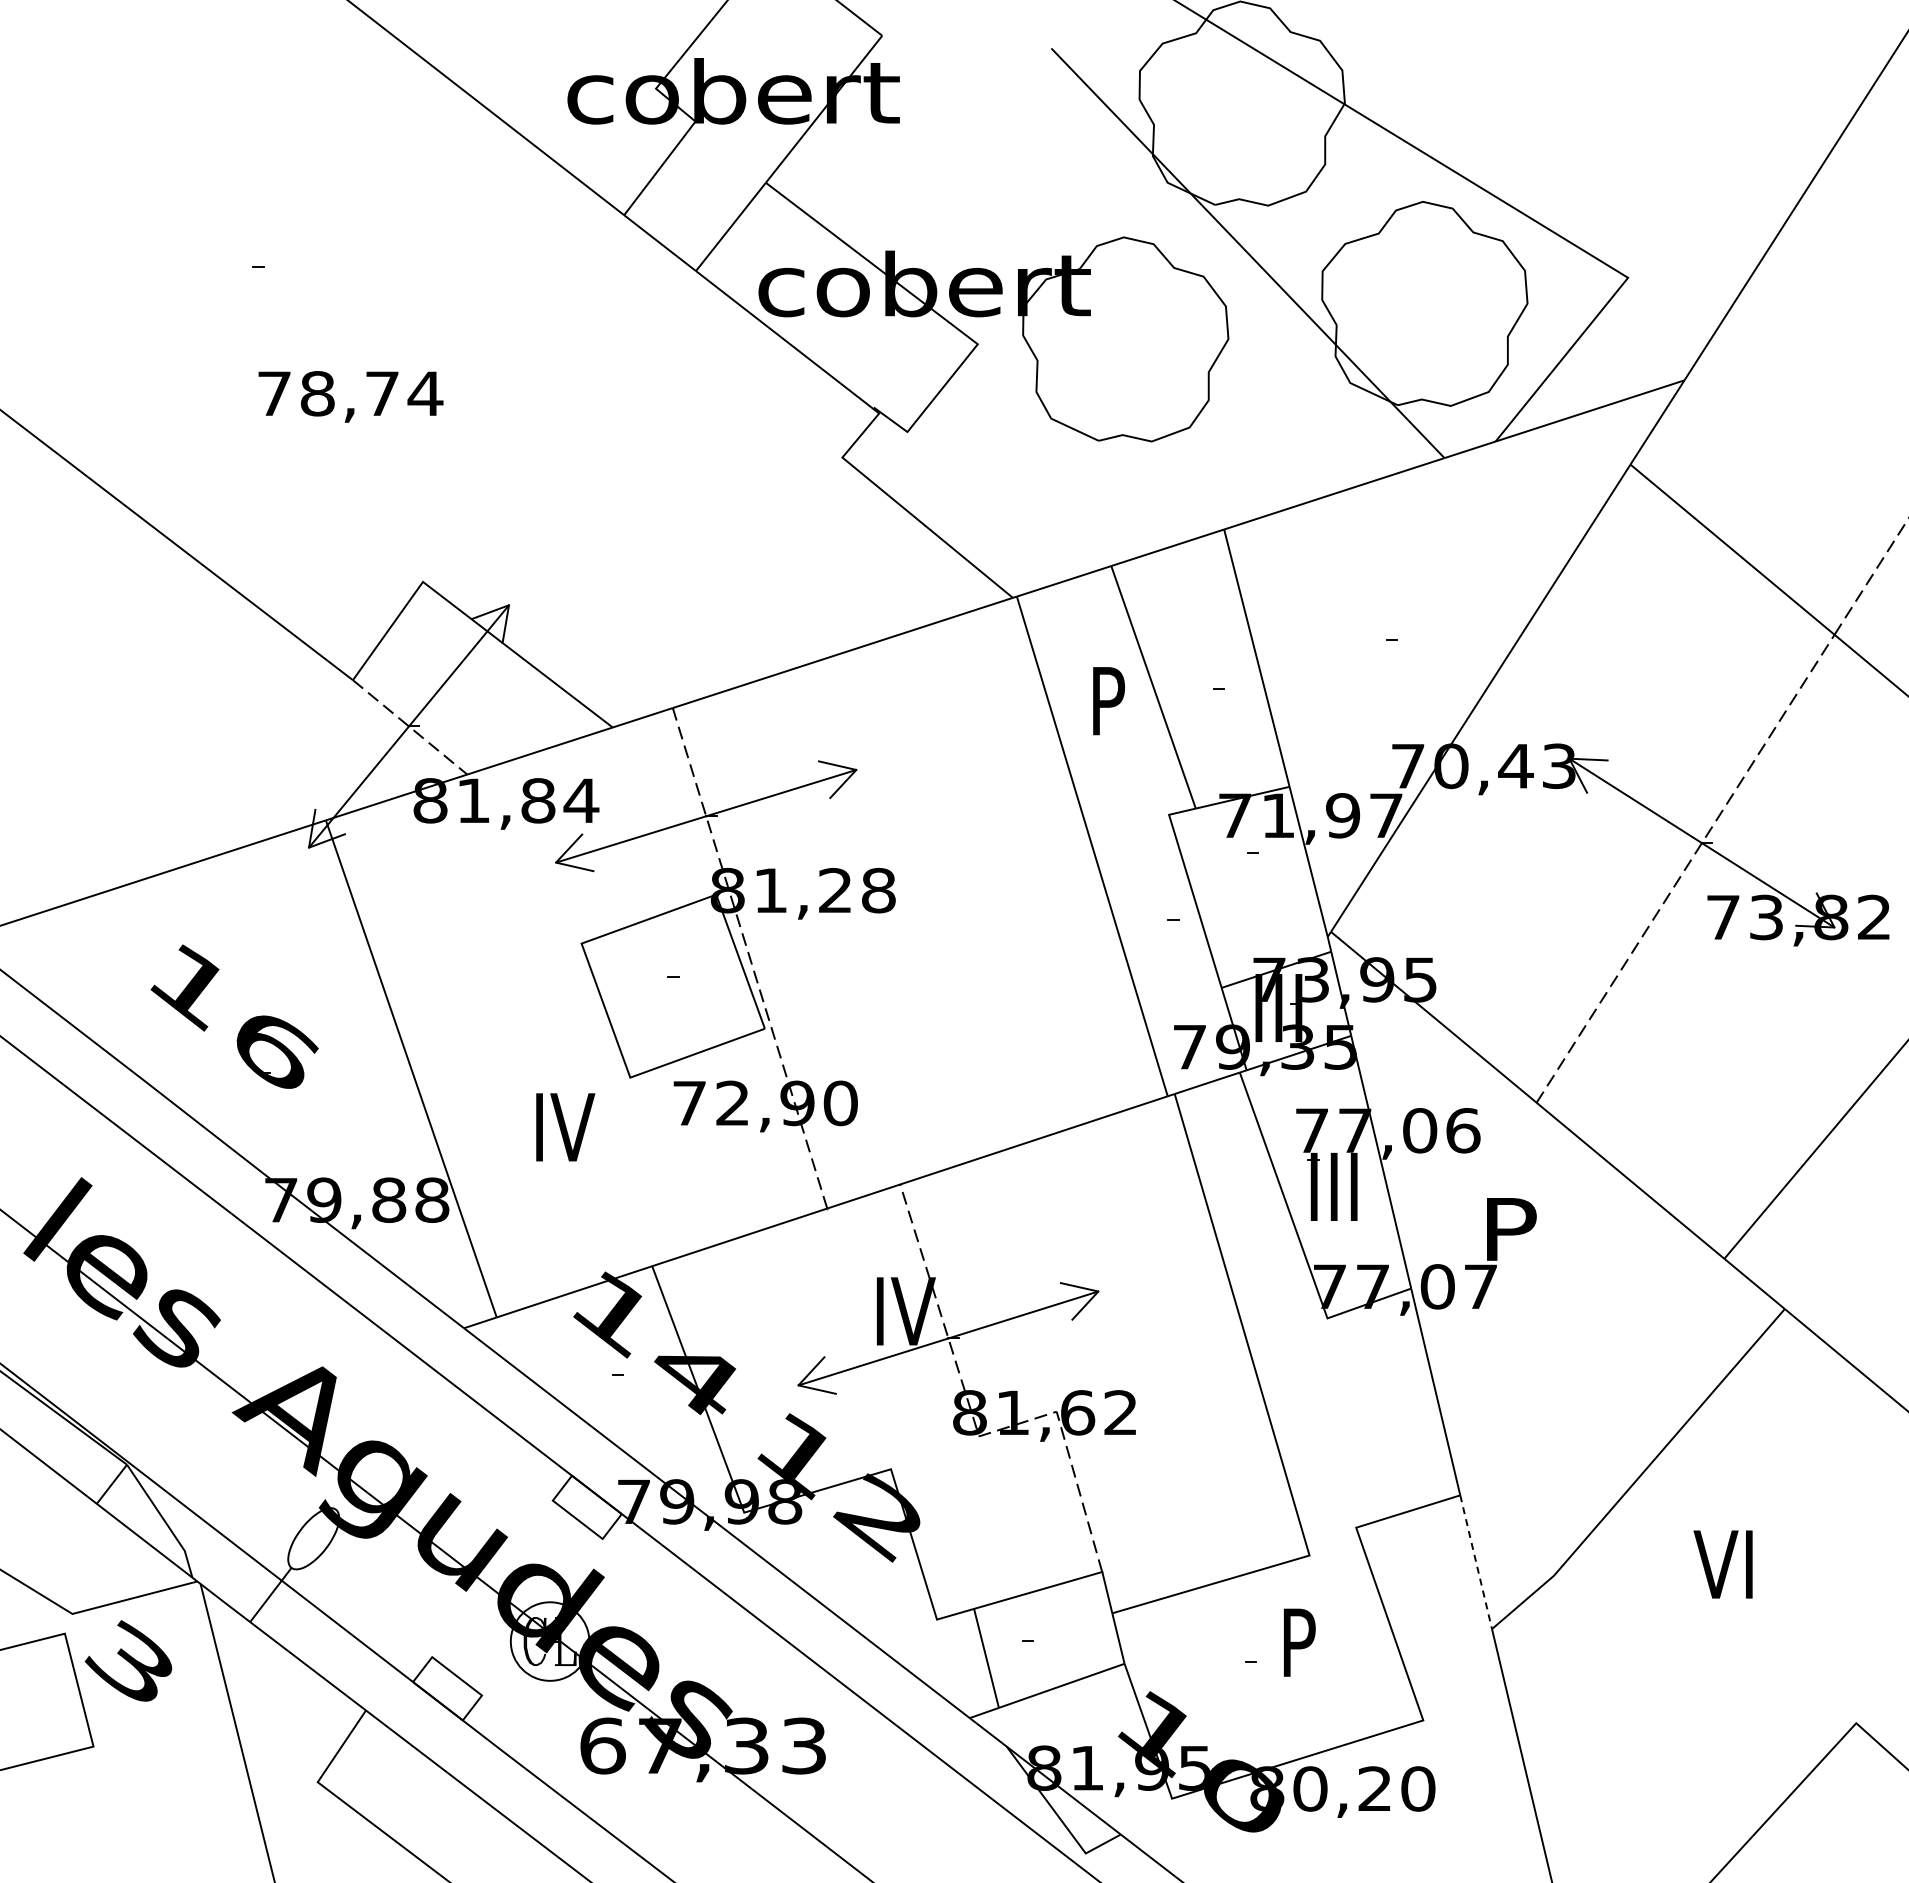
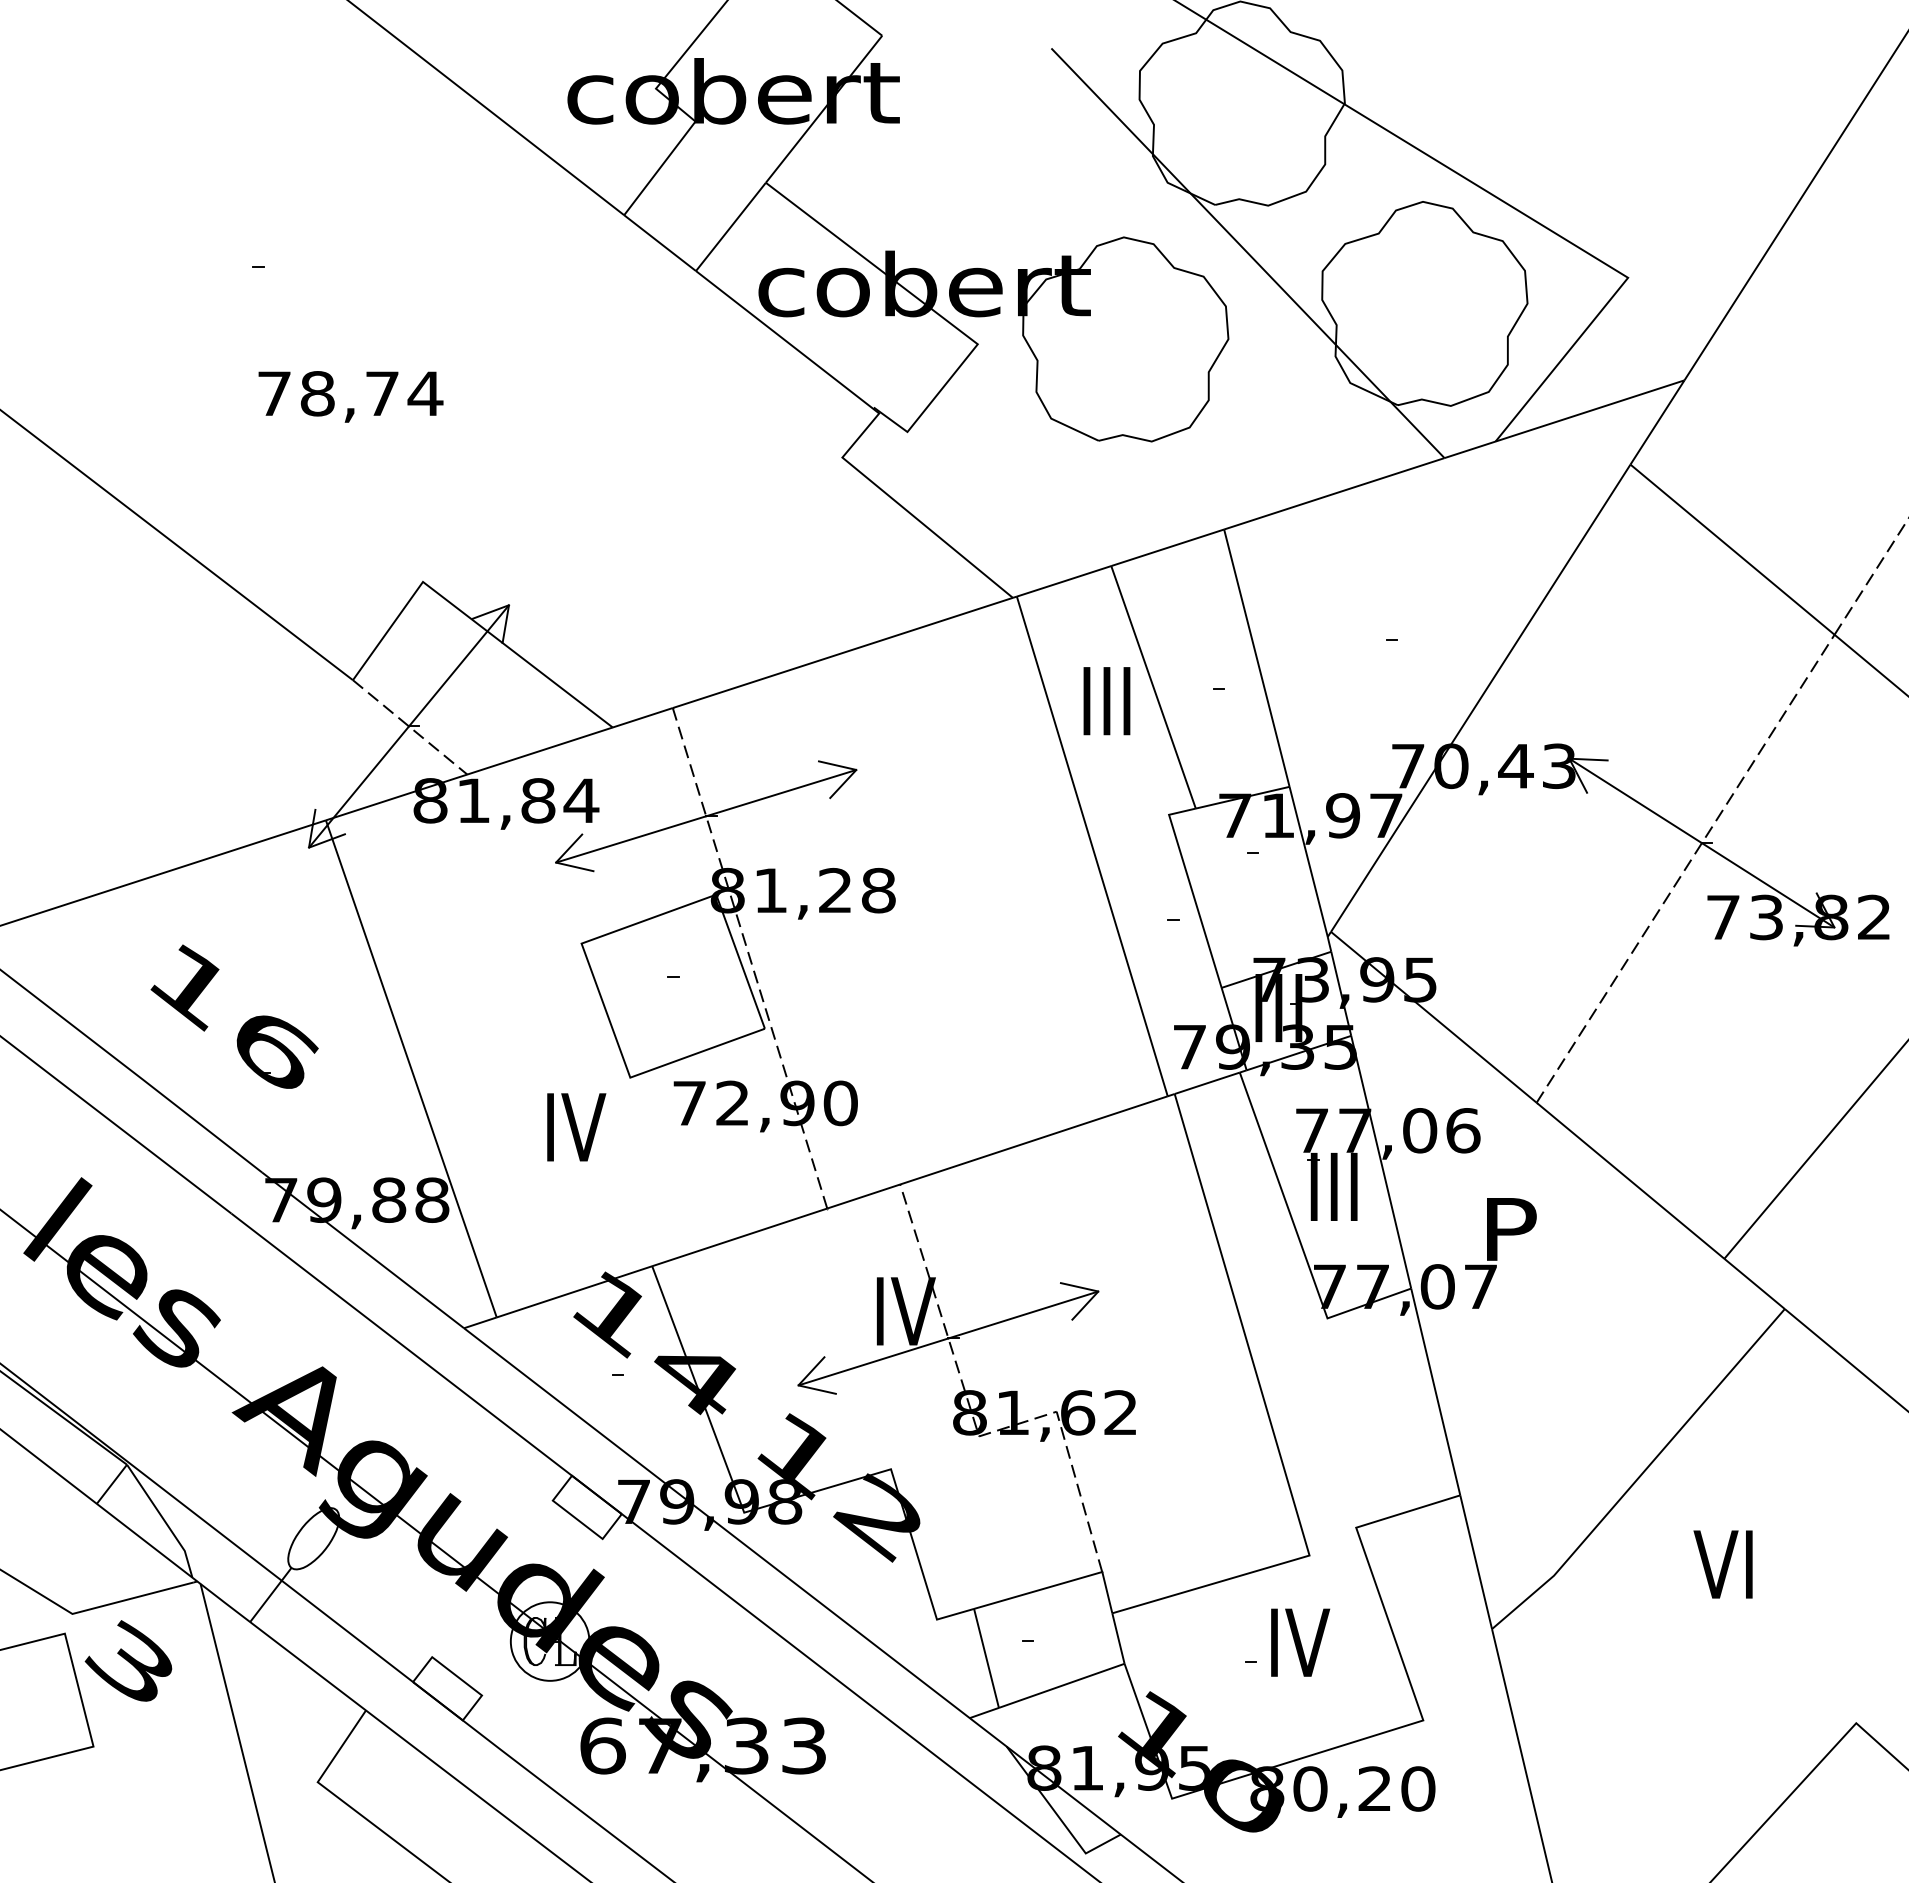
text: P -> III (1106, 701)
text position: (565, 1127) -> (576, 1127) (576, 1127)
line: dashed -> solid (1476, 1562)
text: P -> IV (1300, 1642)
